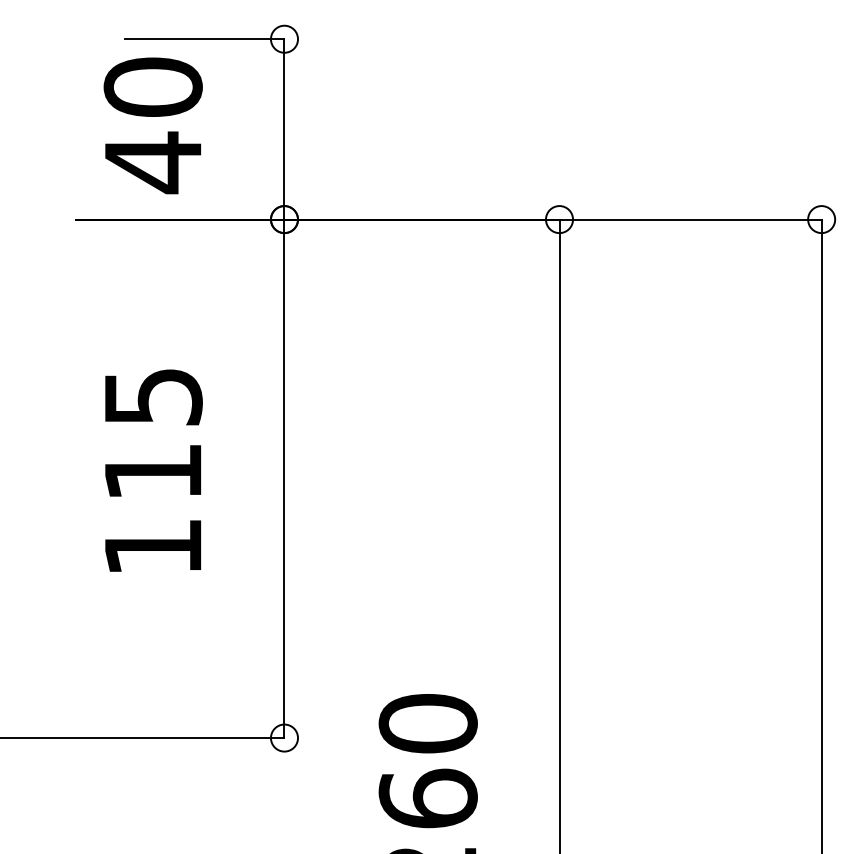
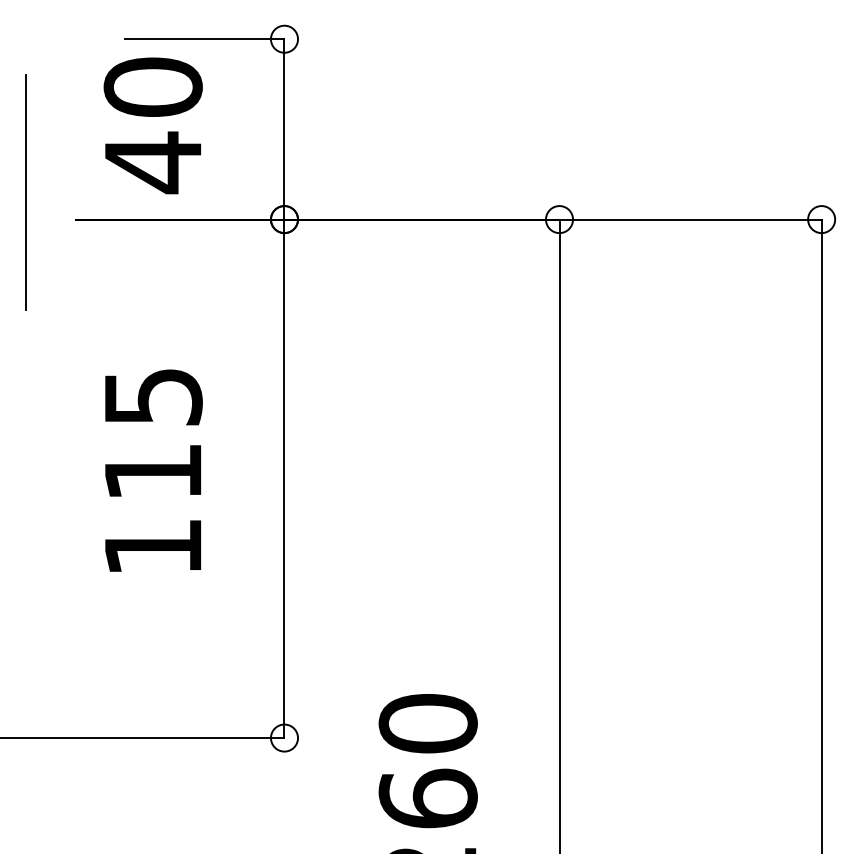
line: none -> present (25, 192)
